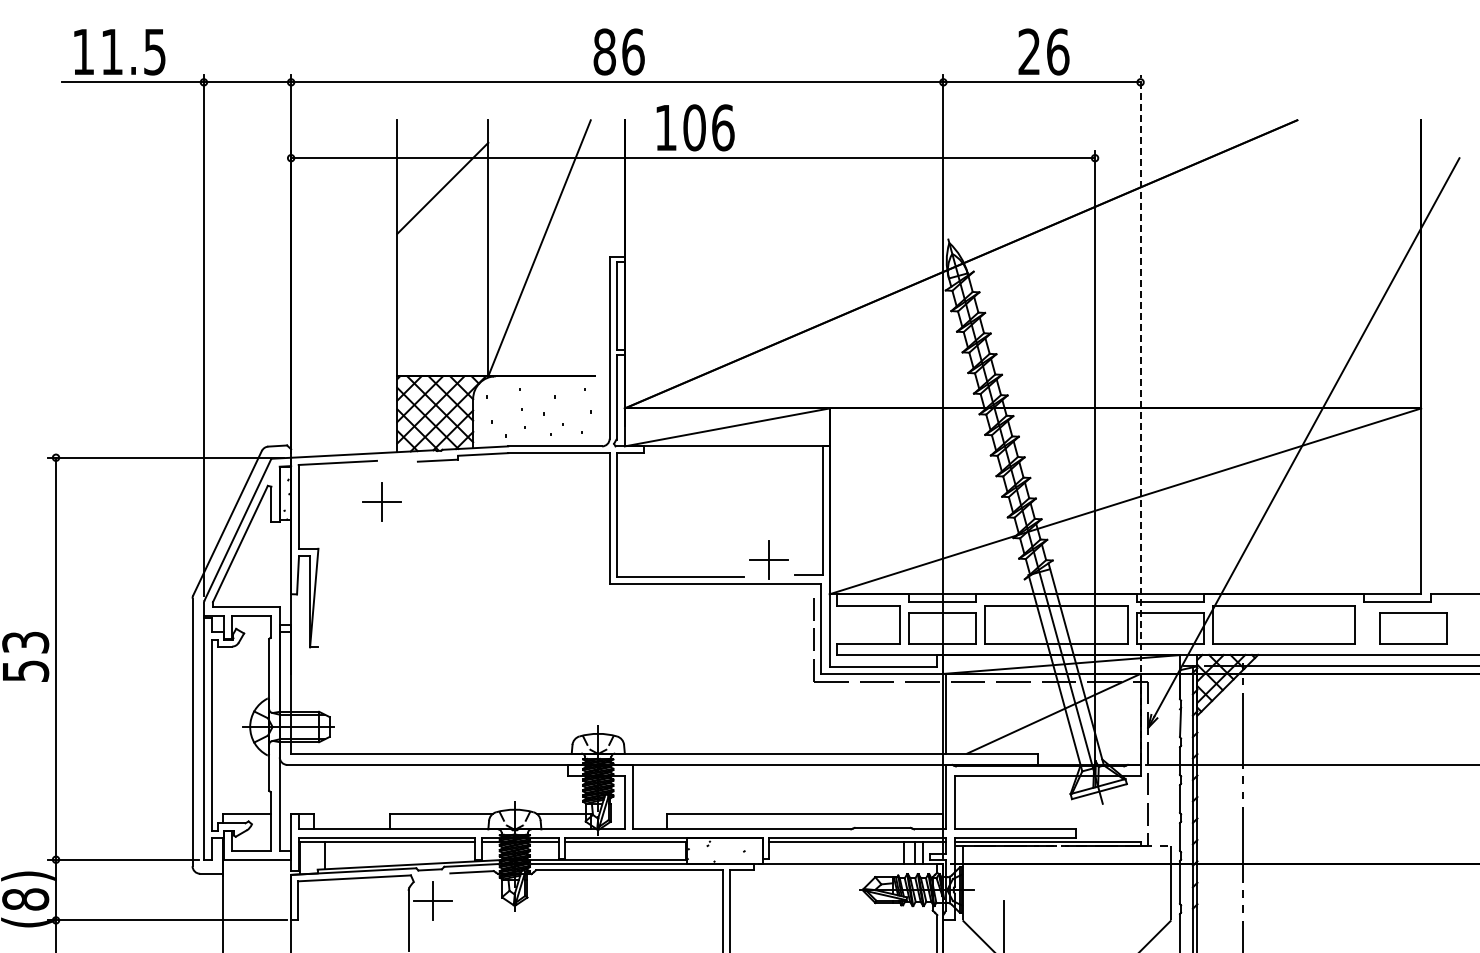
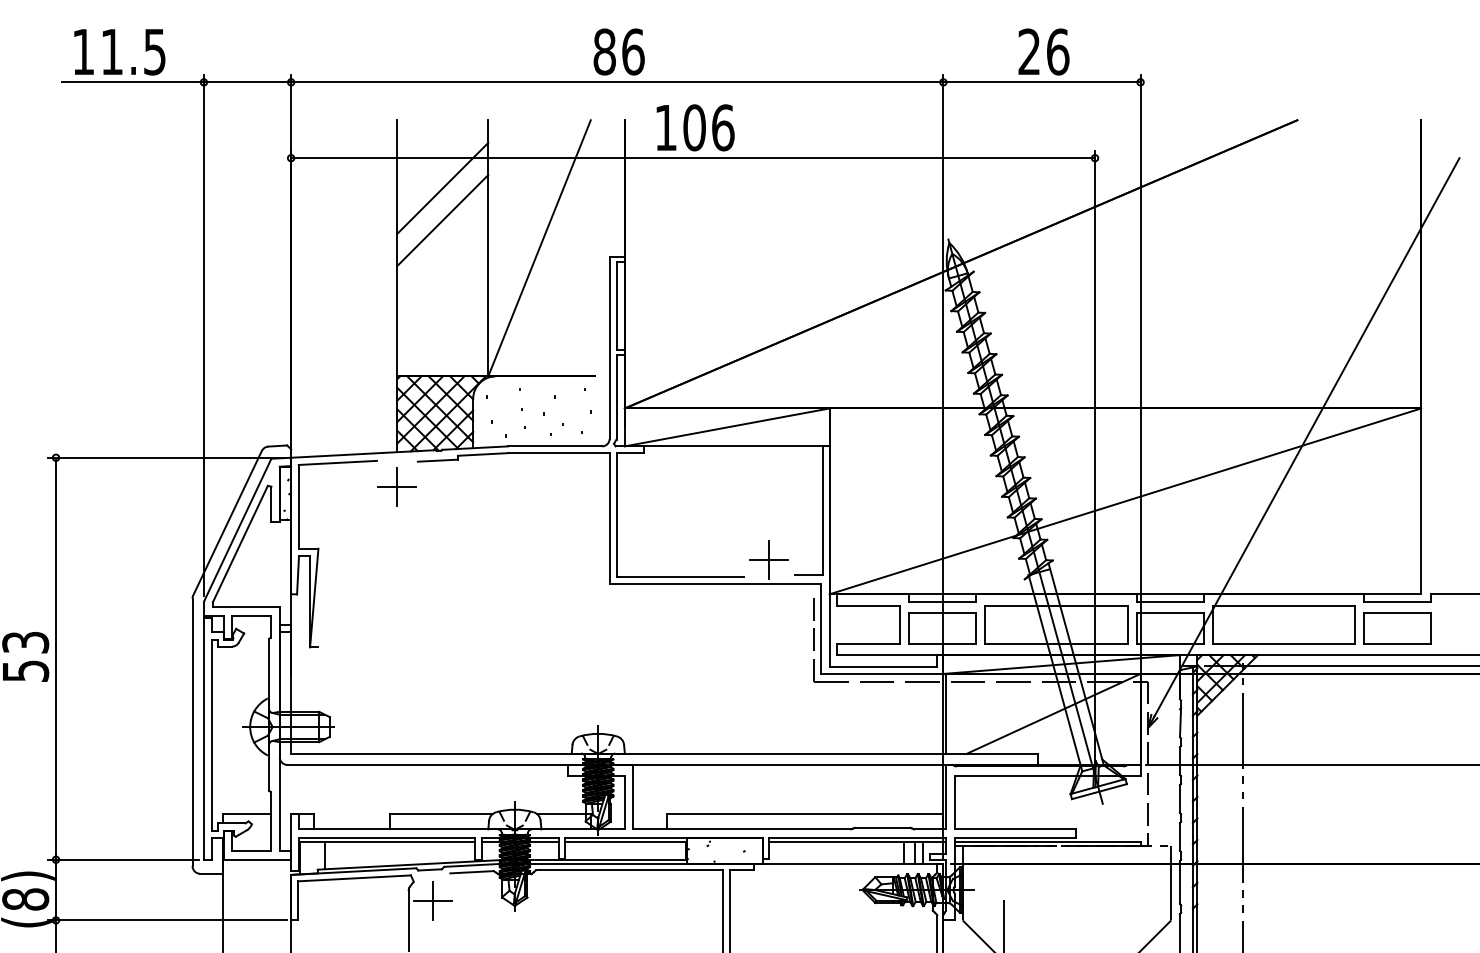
line: none -> present (442, 220)
line: dashed -> solid (1140, 416)
part position: (381, 501) -> (396, 486) (396, 486)
part position: (1413, 628) -> (1397, 628) (1397, 628)
